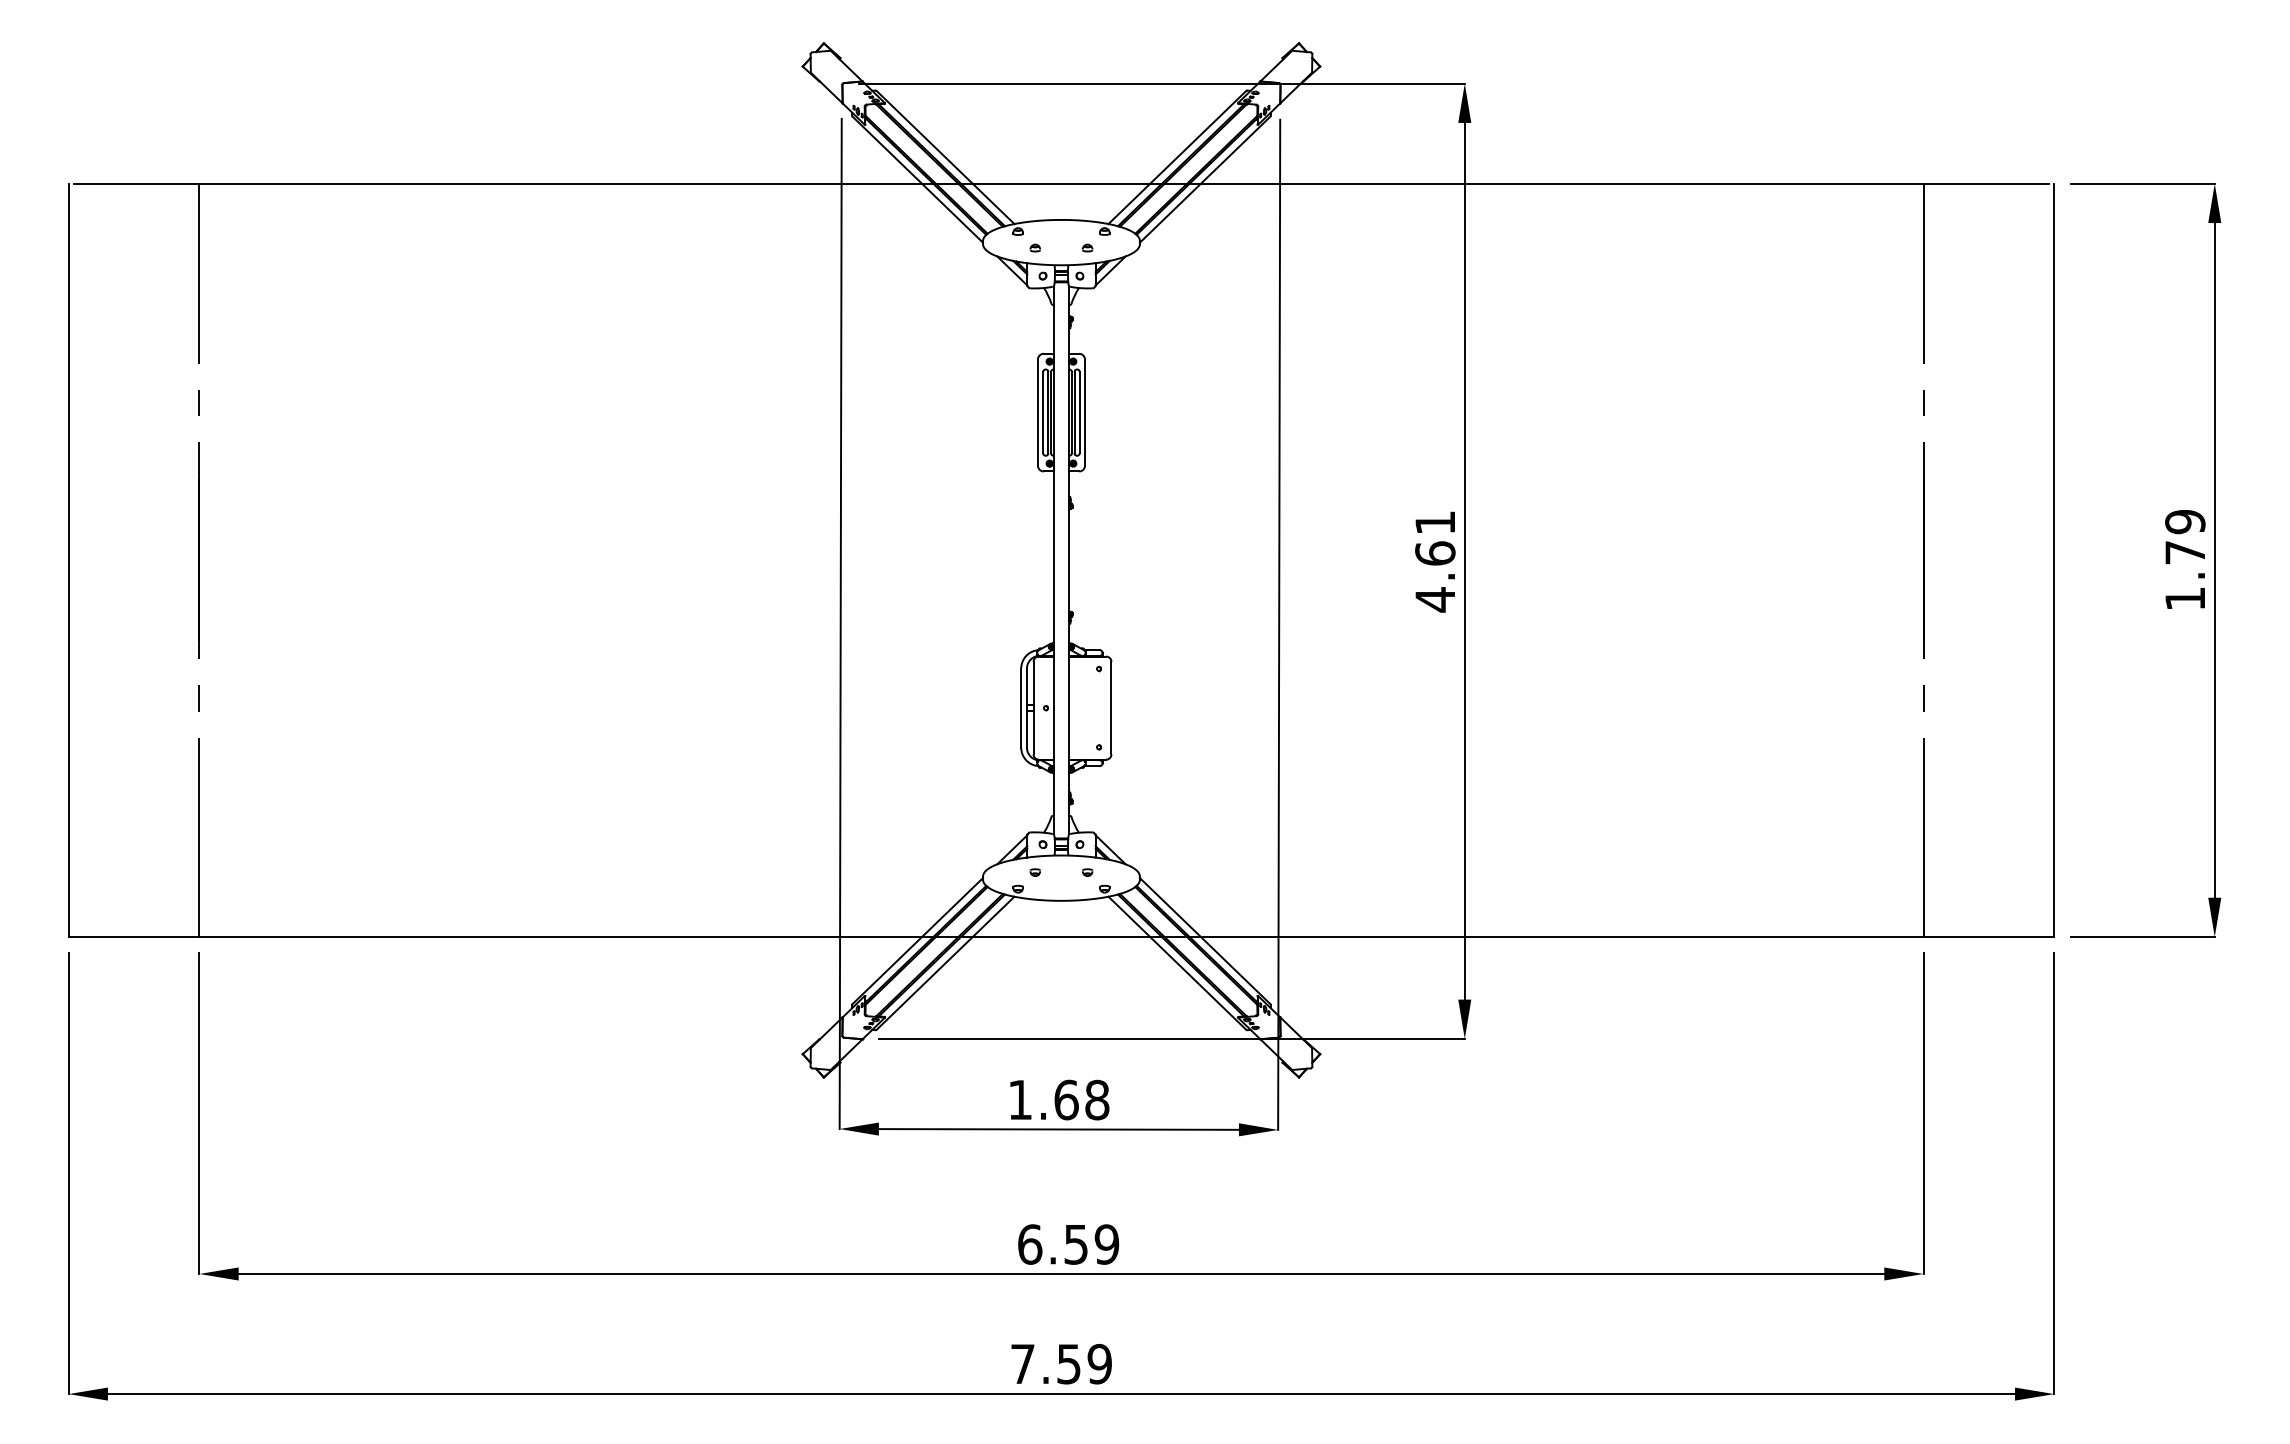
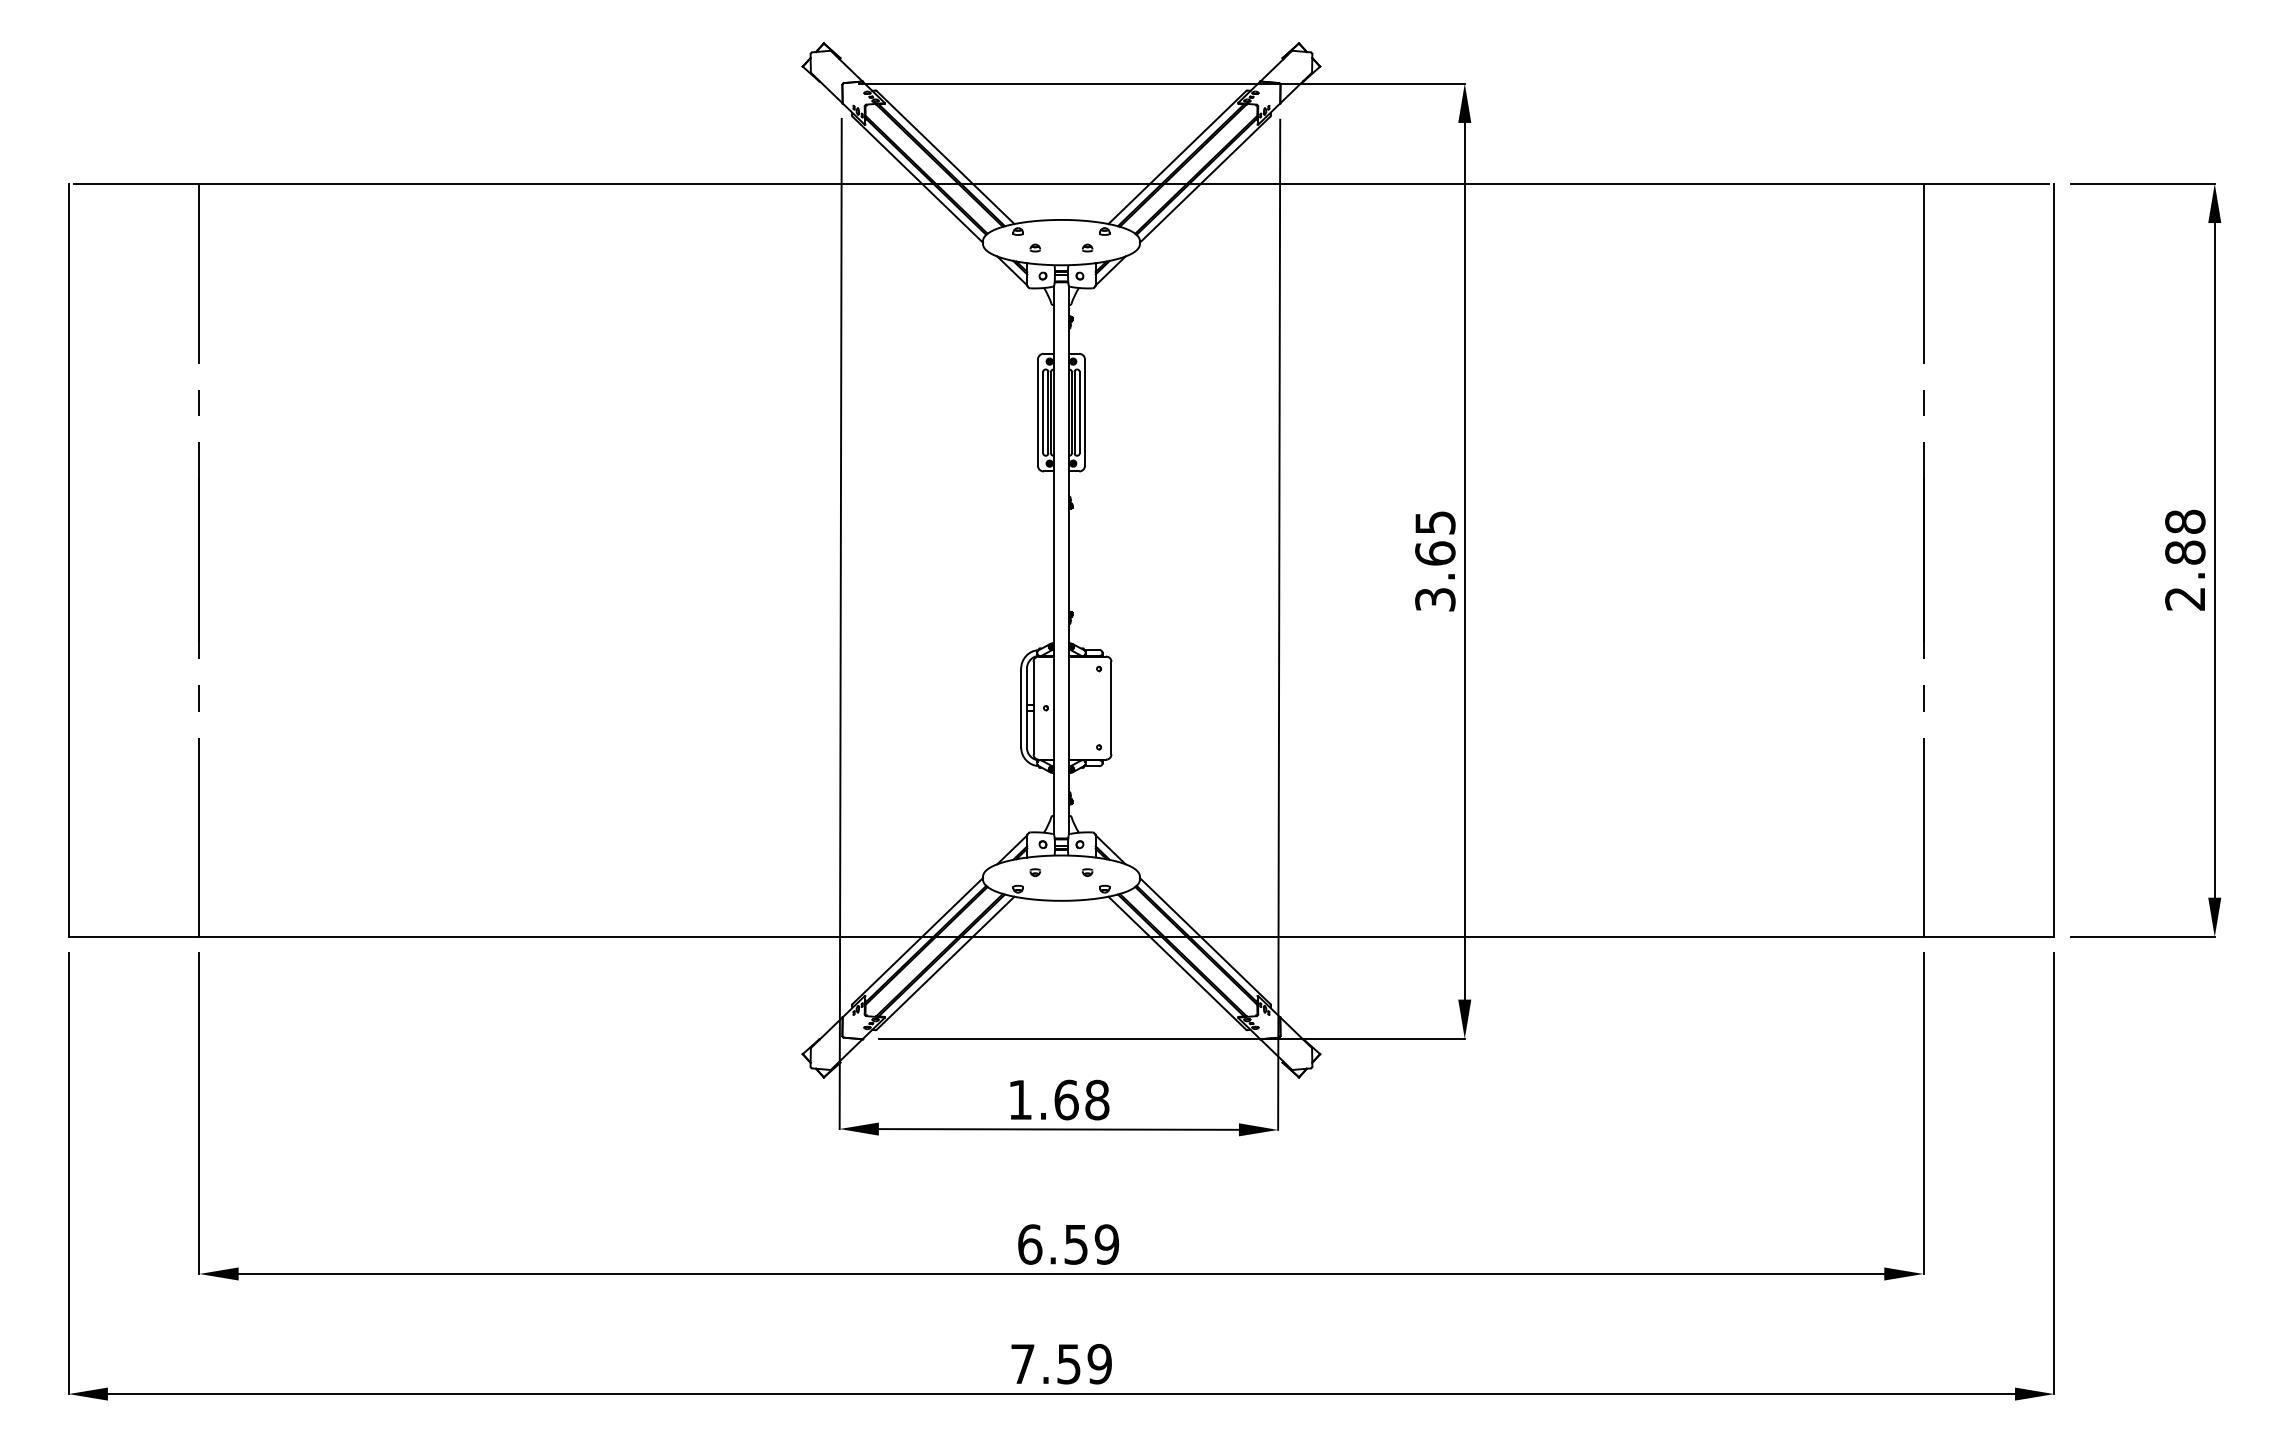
text: 1.79 -> 2.88 (2185, 559)
text: 4.61 -> 3.65 (1435, 561)
